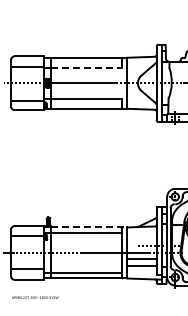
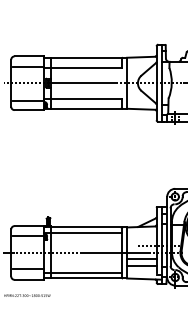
line: dashed -> solid (86, 67)
line: dashed -> solid (89, 227)
text position: (35, 297) -> (27, 295) (27, 295)
